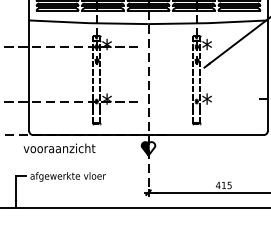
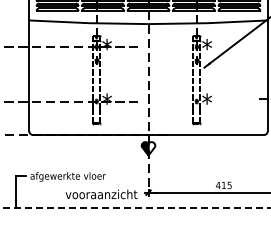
text position: (59, 148) -> (101, 194) (101, 194)
line: solid -> dashed (135, 207)
